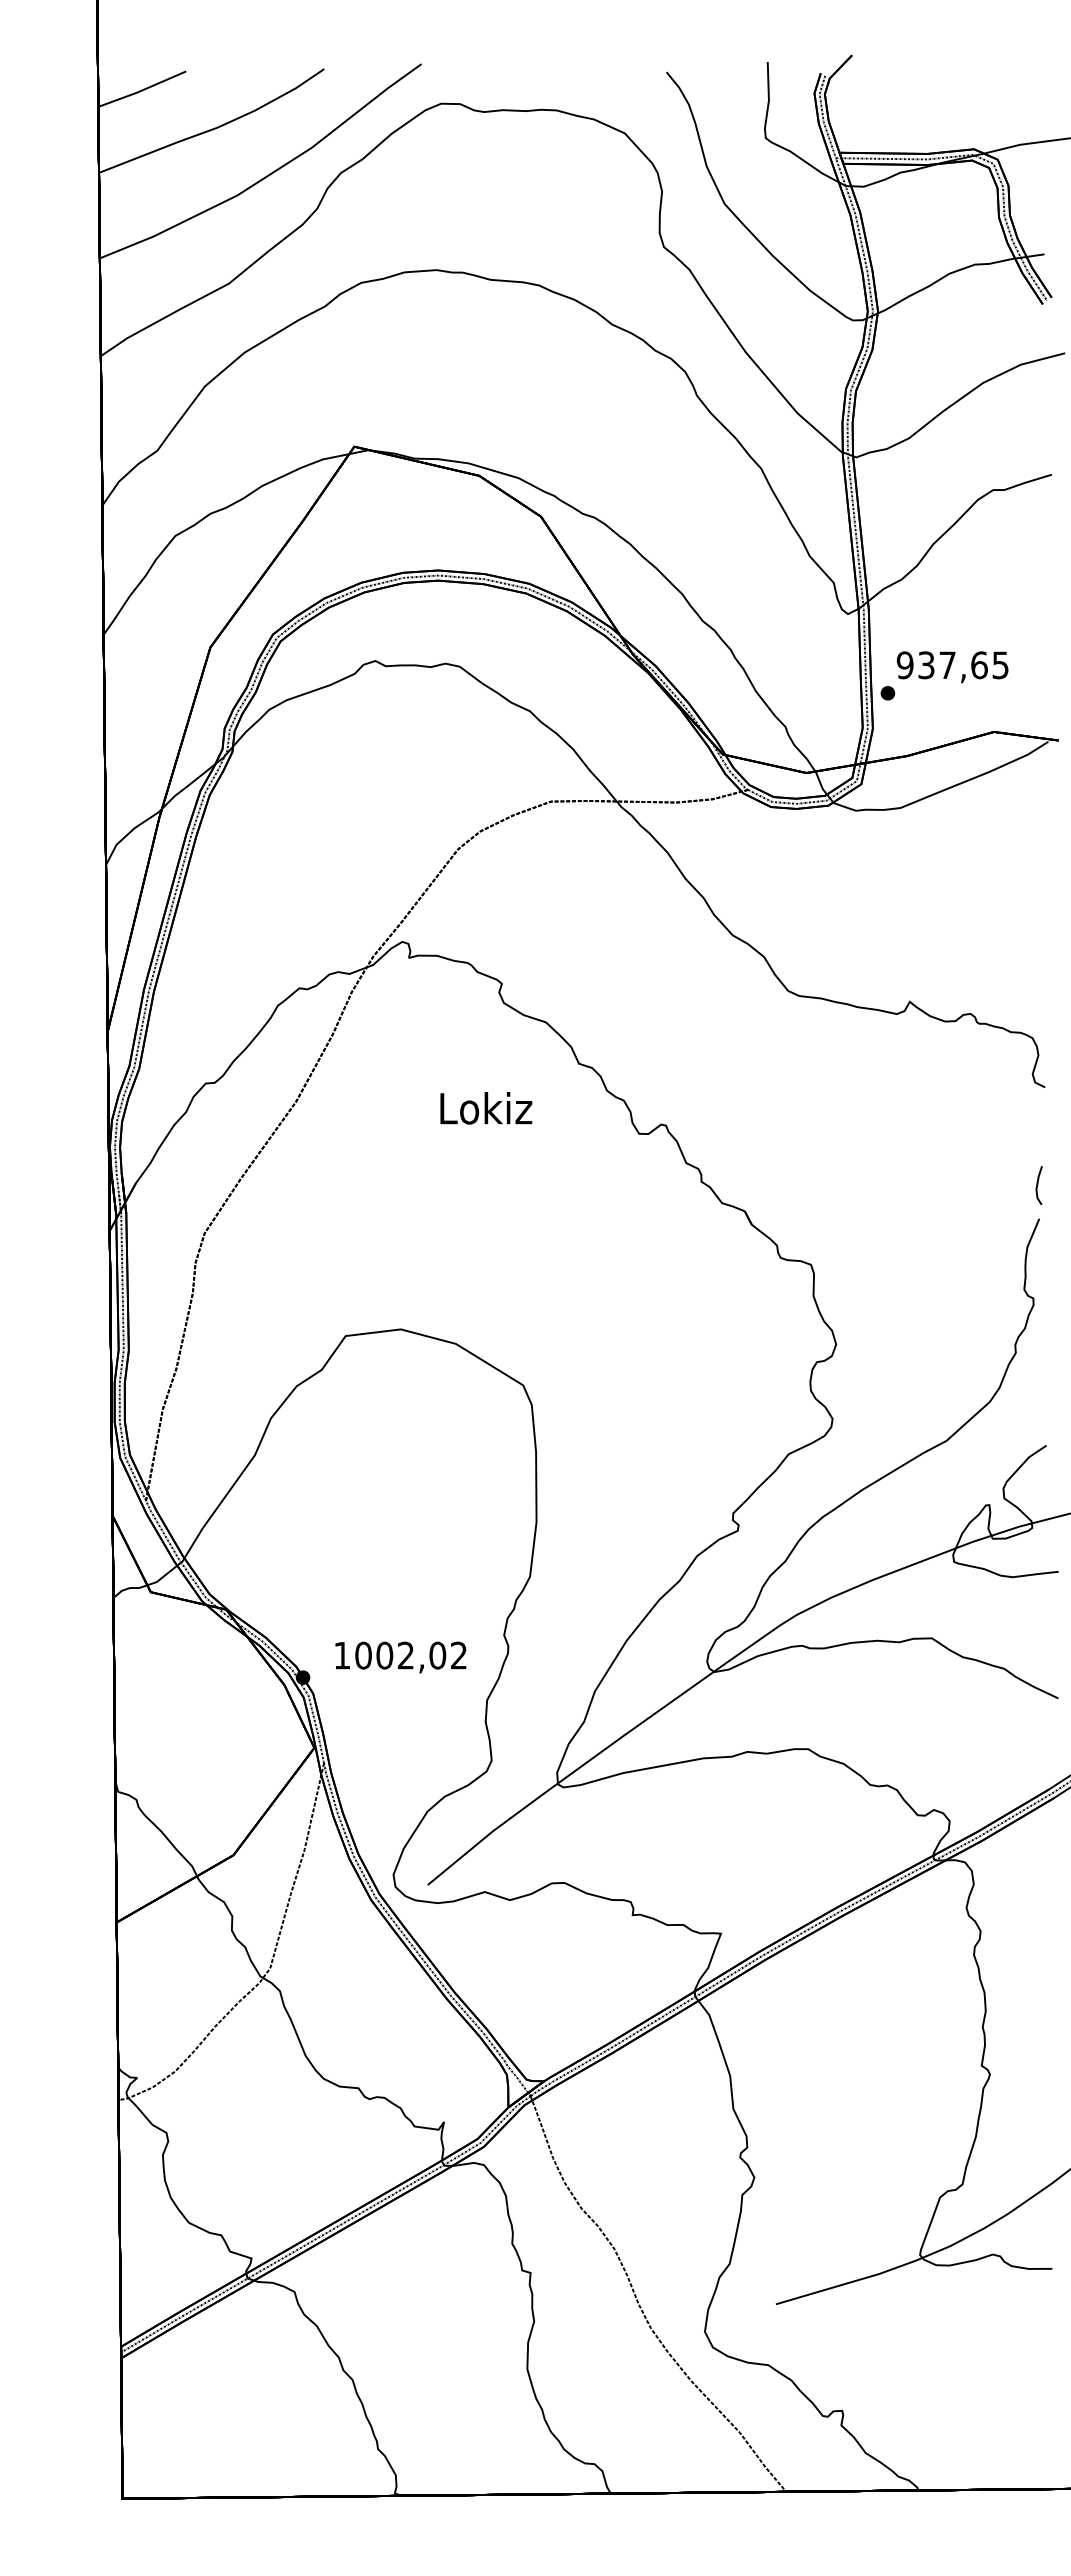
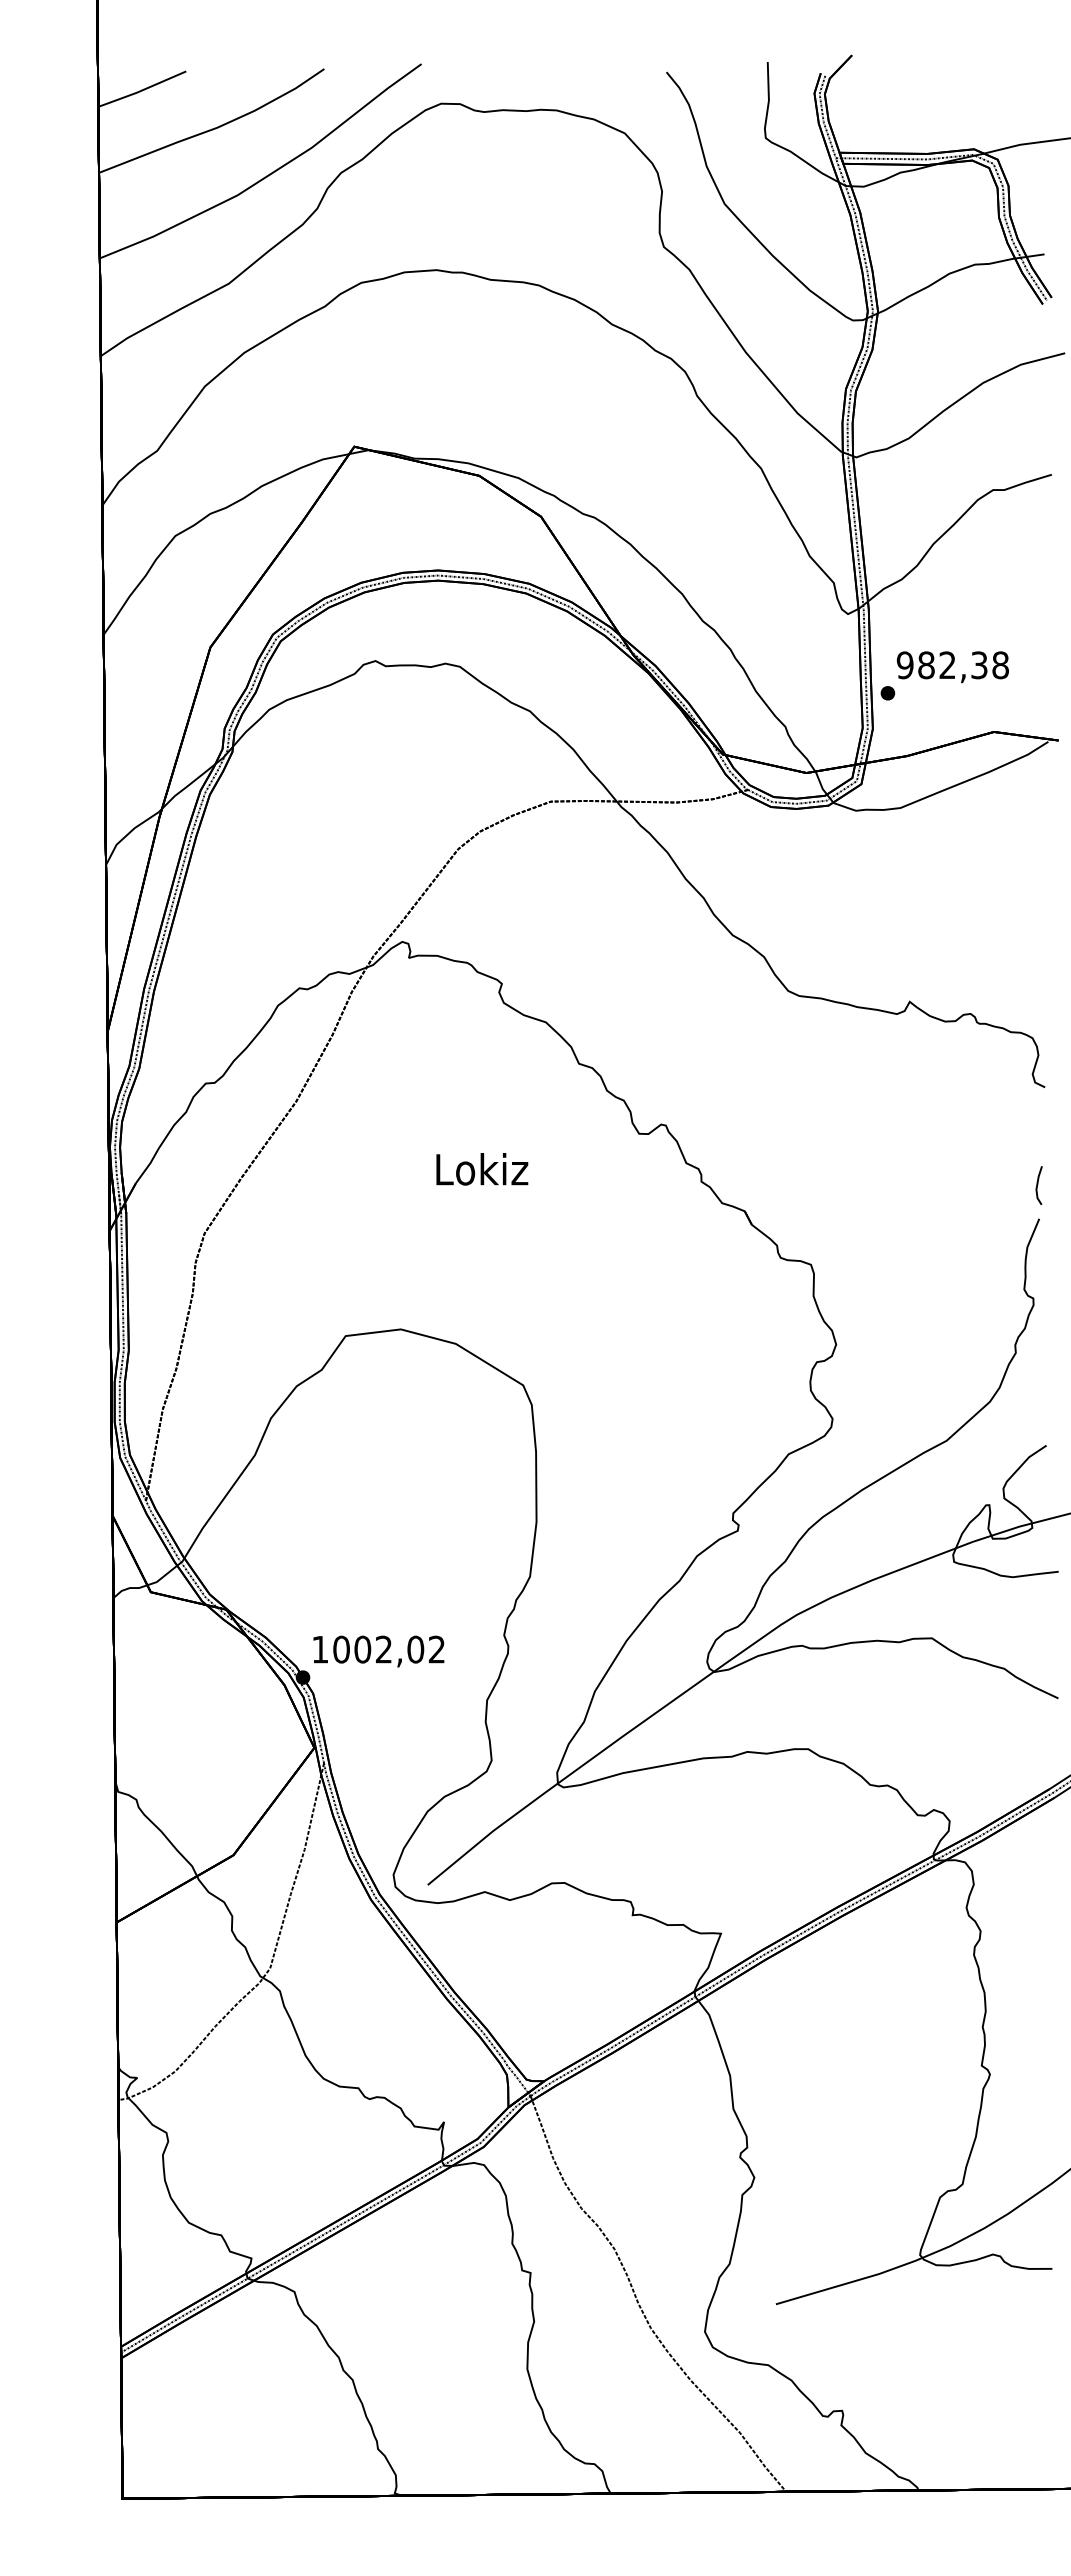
text: 937,65 -> 982,38 (963, 665)
text position: (486, 1108) -> (482, 1169) (482, 1169)
text position: (400, 1657) -> (378, 1651) (378, 1651)
